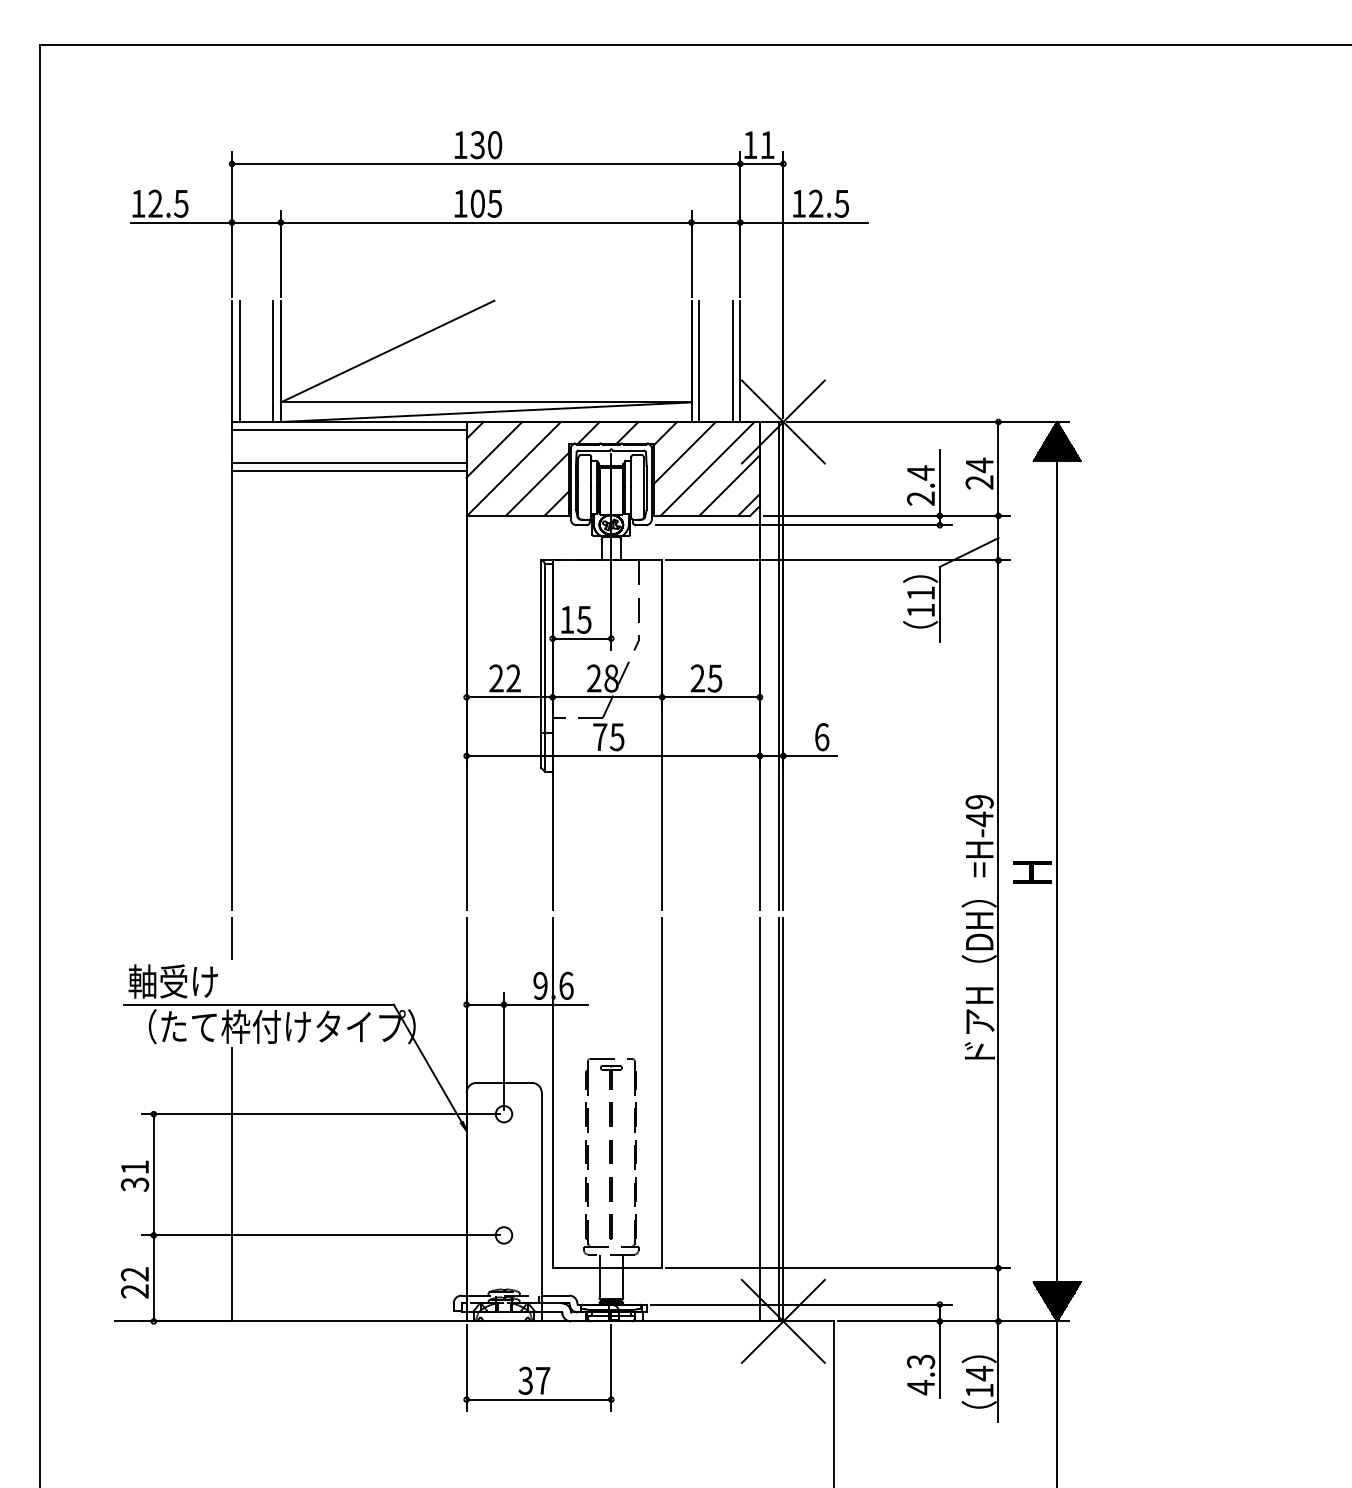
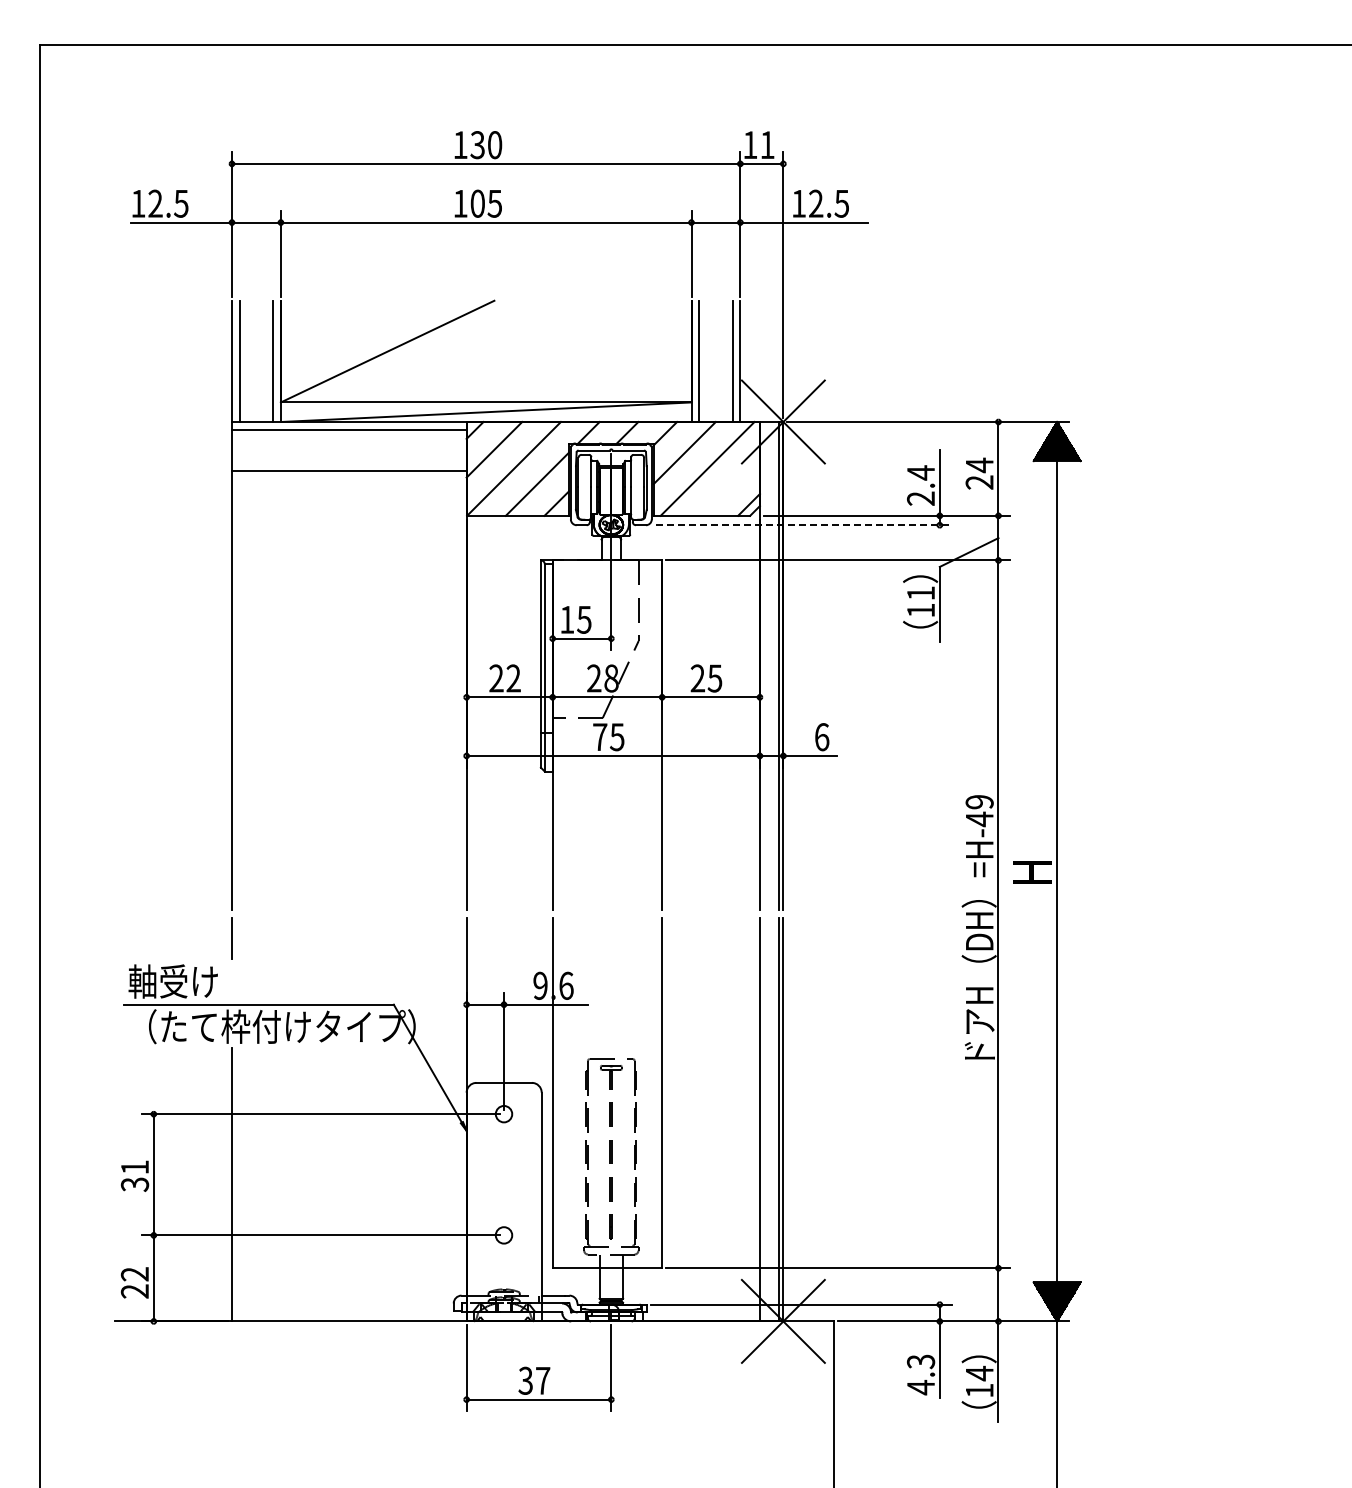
line: present -> none (349, 463)
line: present -> none (729, 485)
line: solid -> dashed (803, 525)
